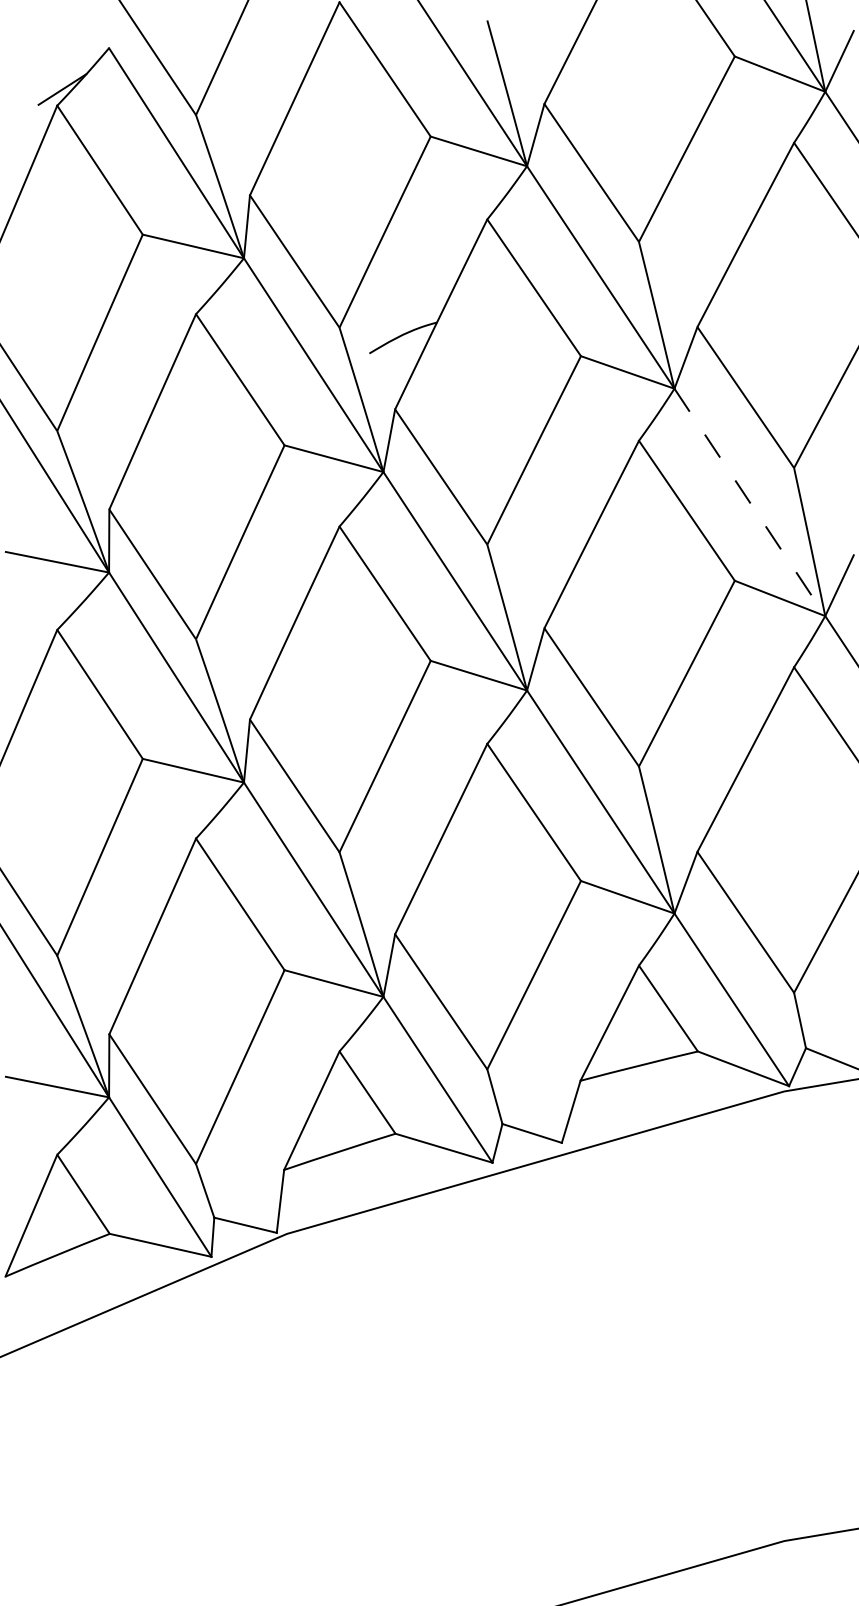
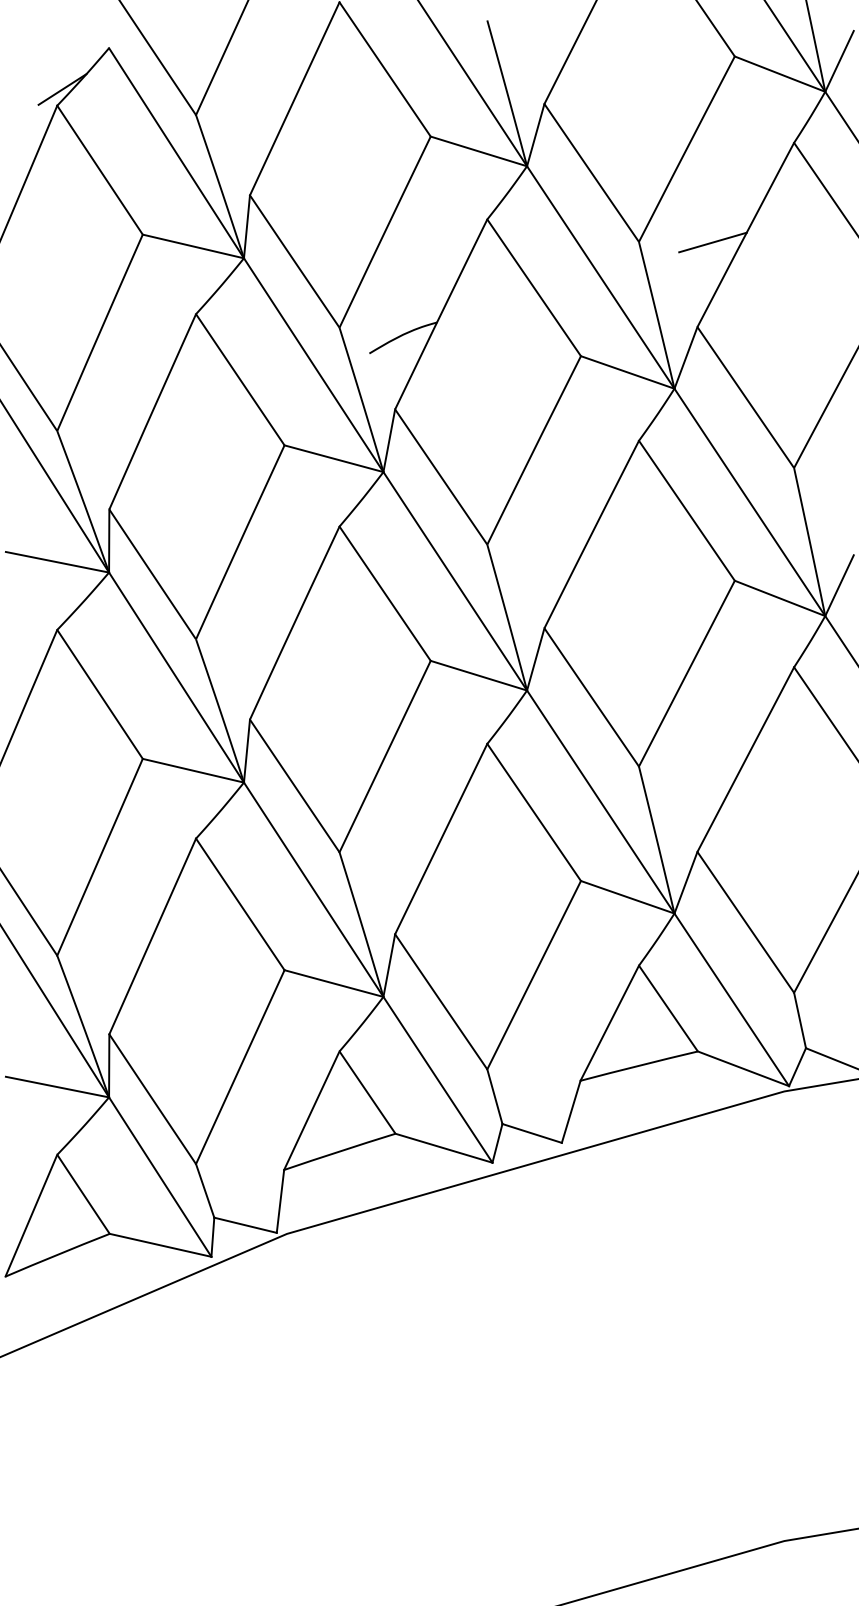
line: none -> present (712, 242)
line: dashed -> solid (750, 502)
